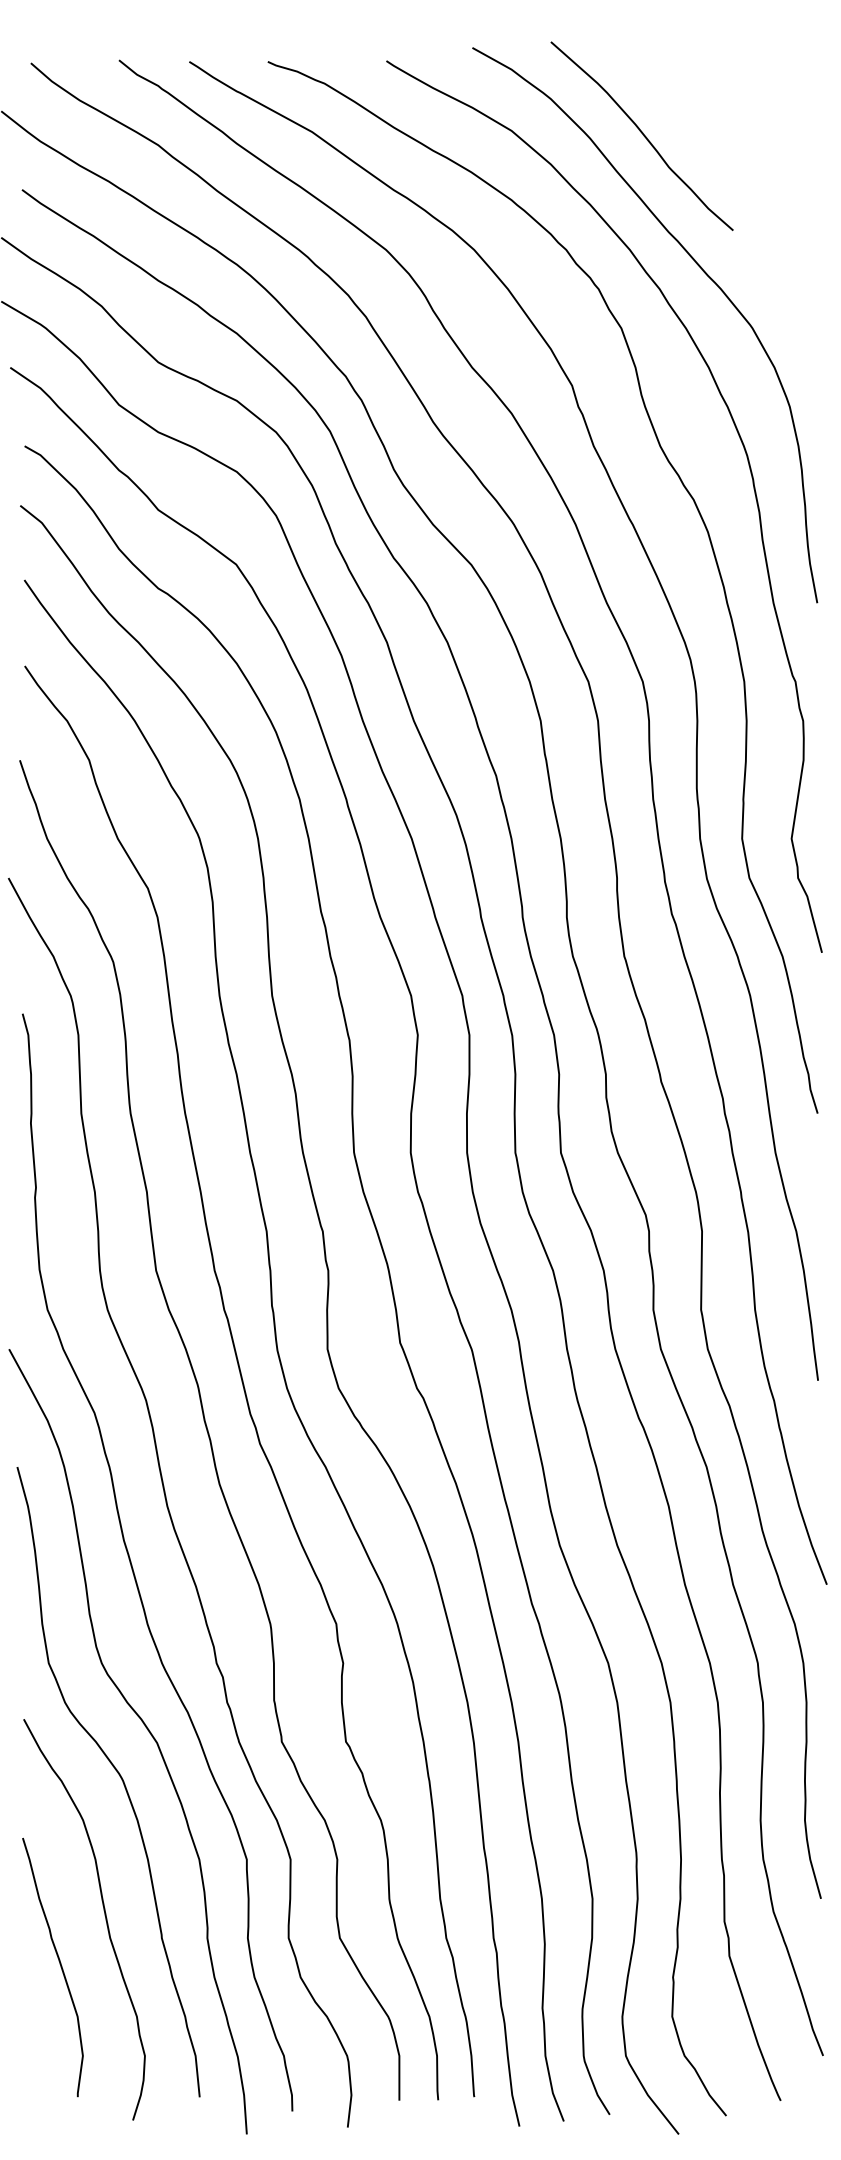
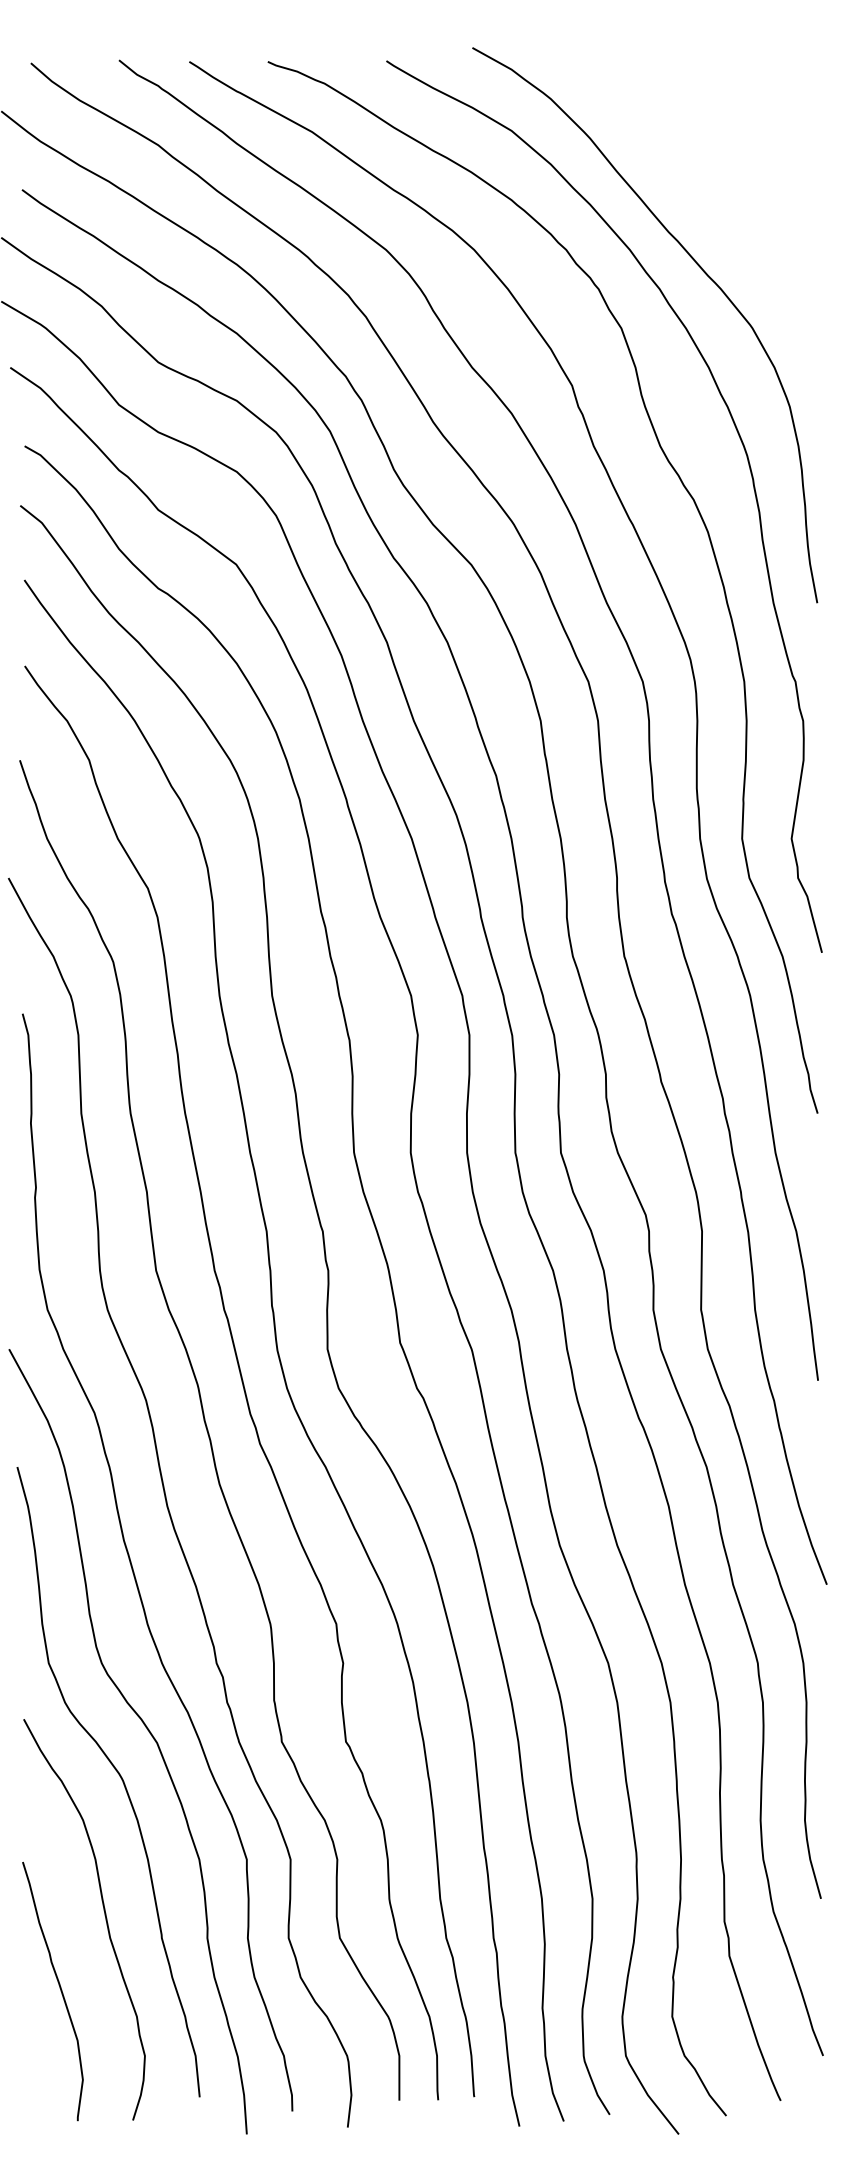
curve: present -> none (642, 134)
curve position: (59, 1964) -> (59, 1988) (59, 1988)
